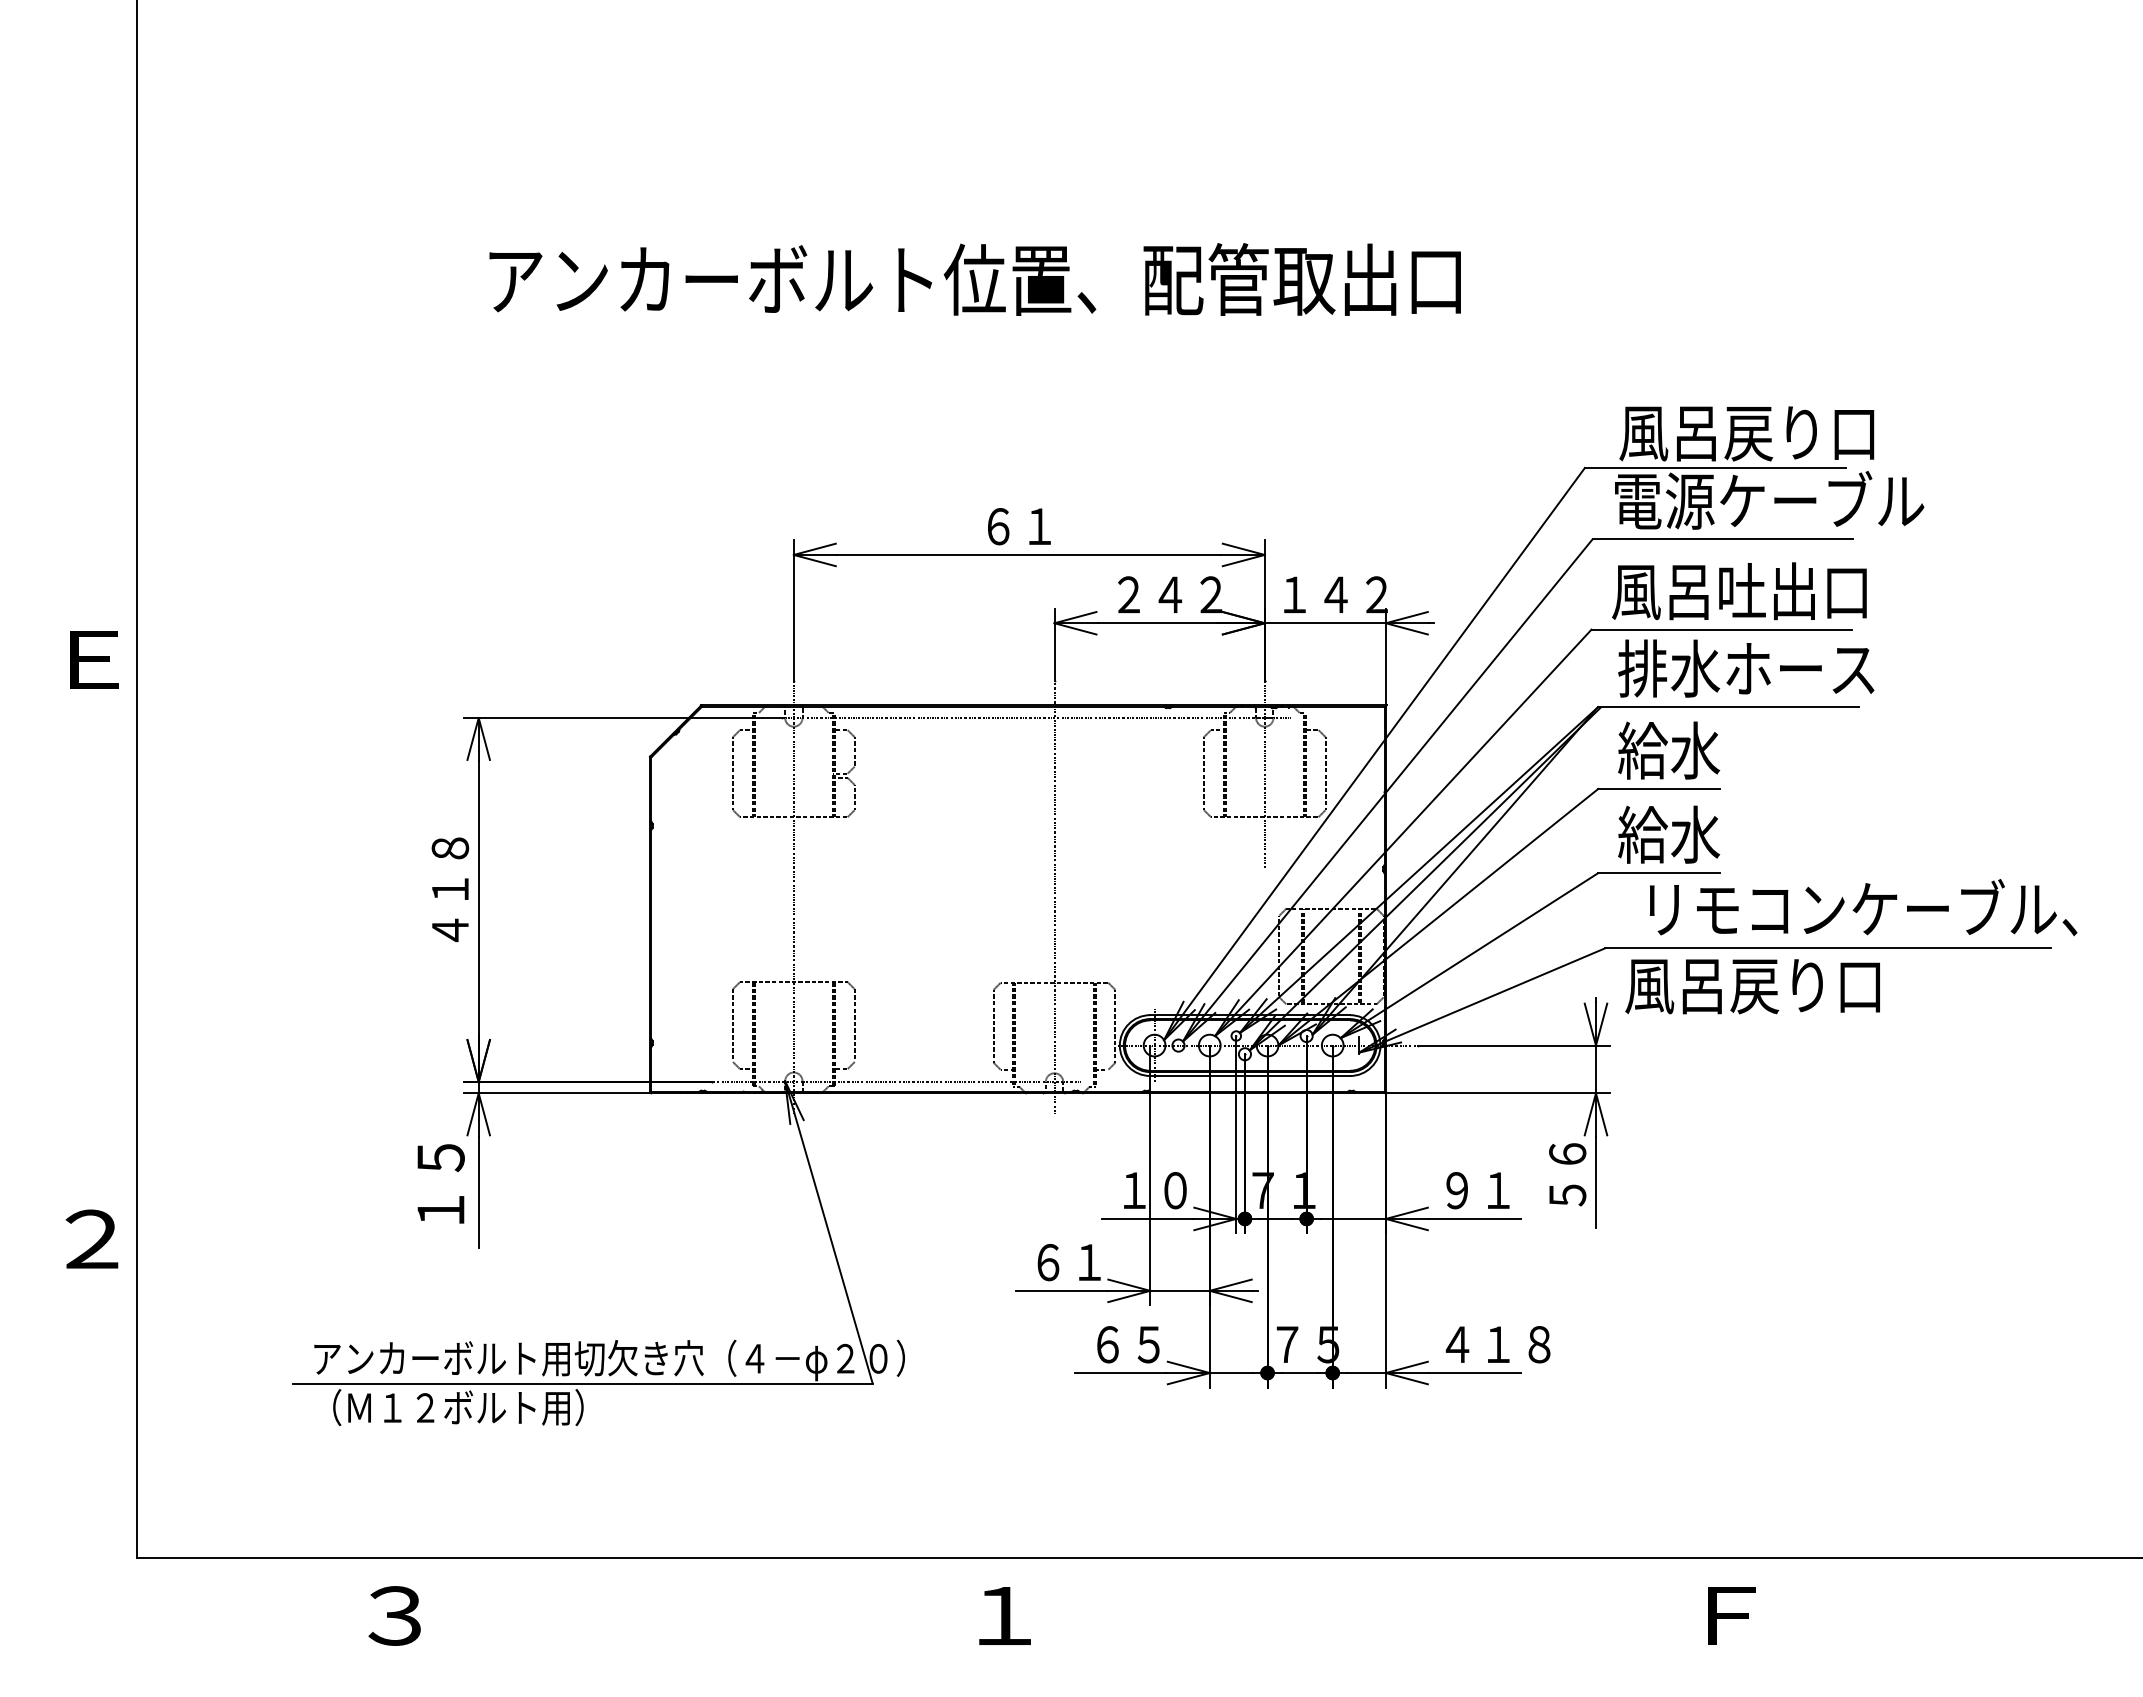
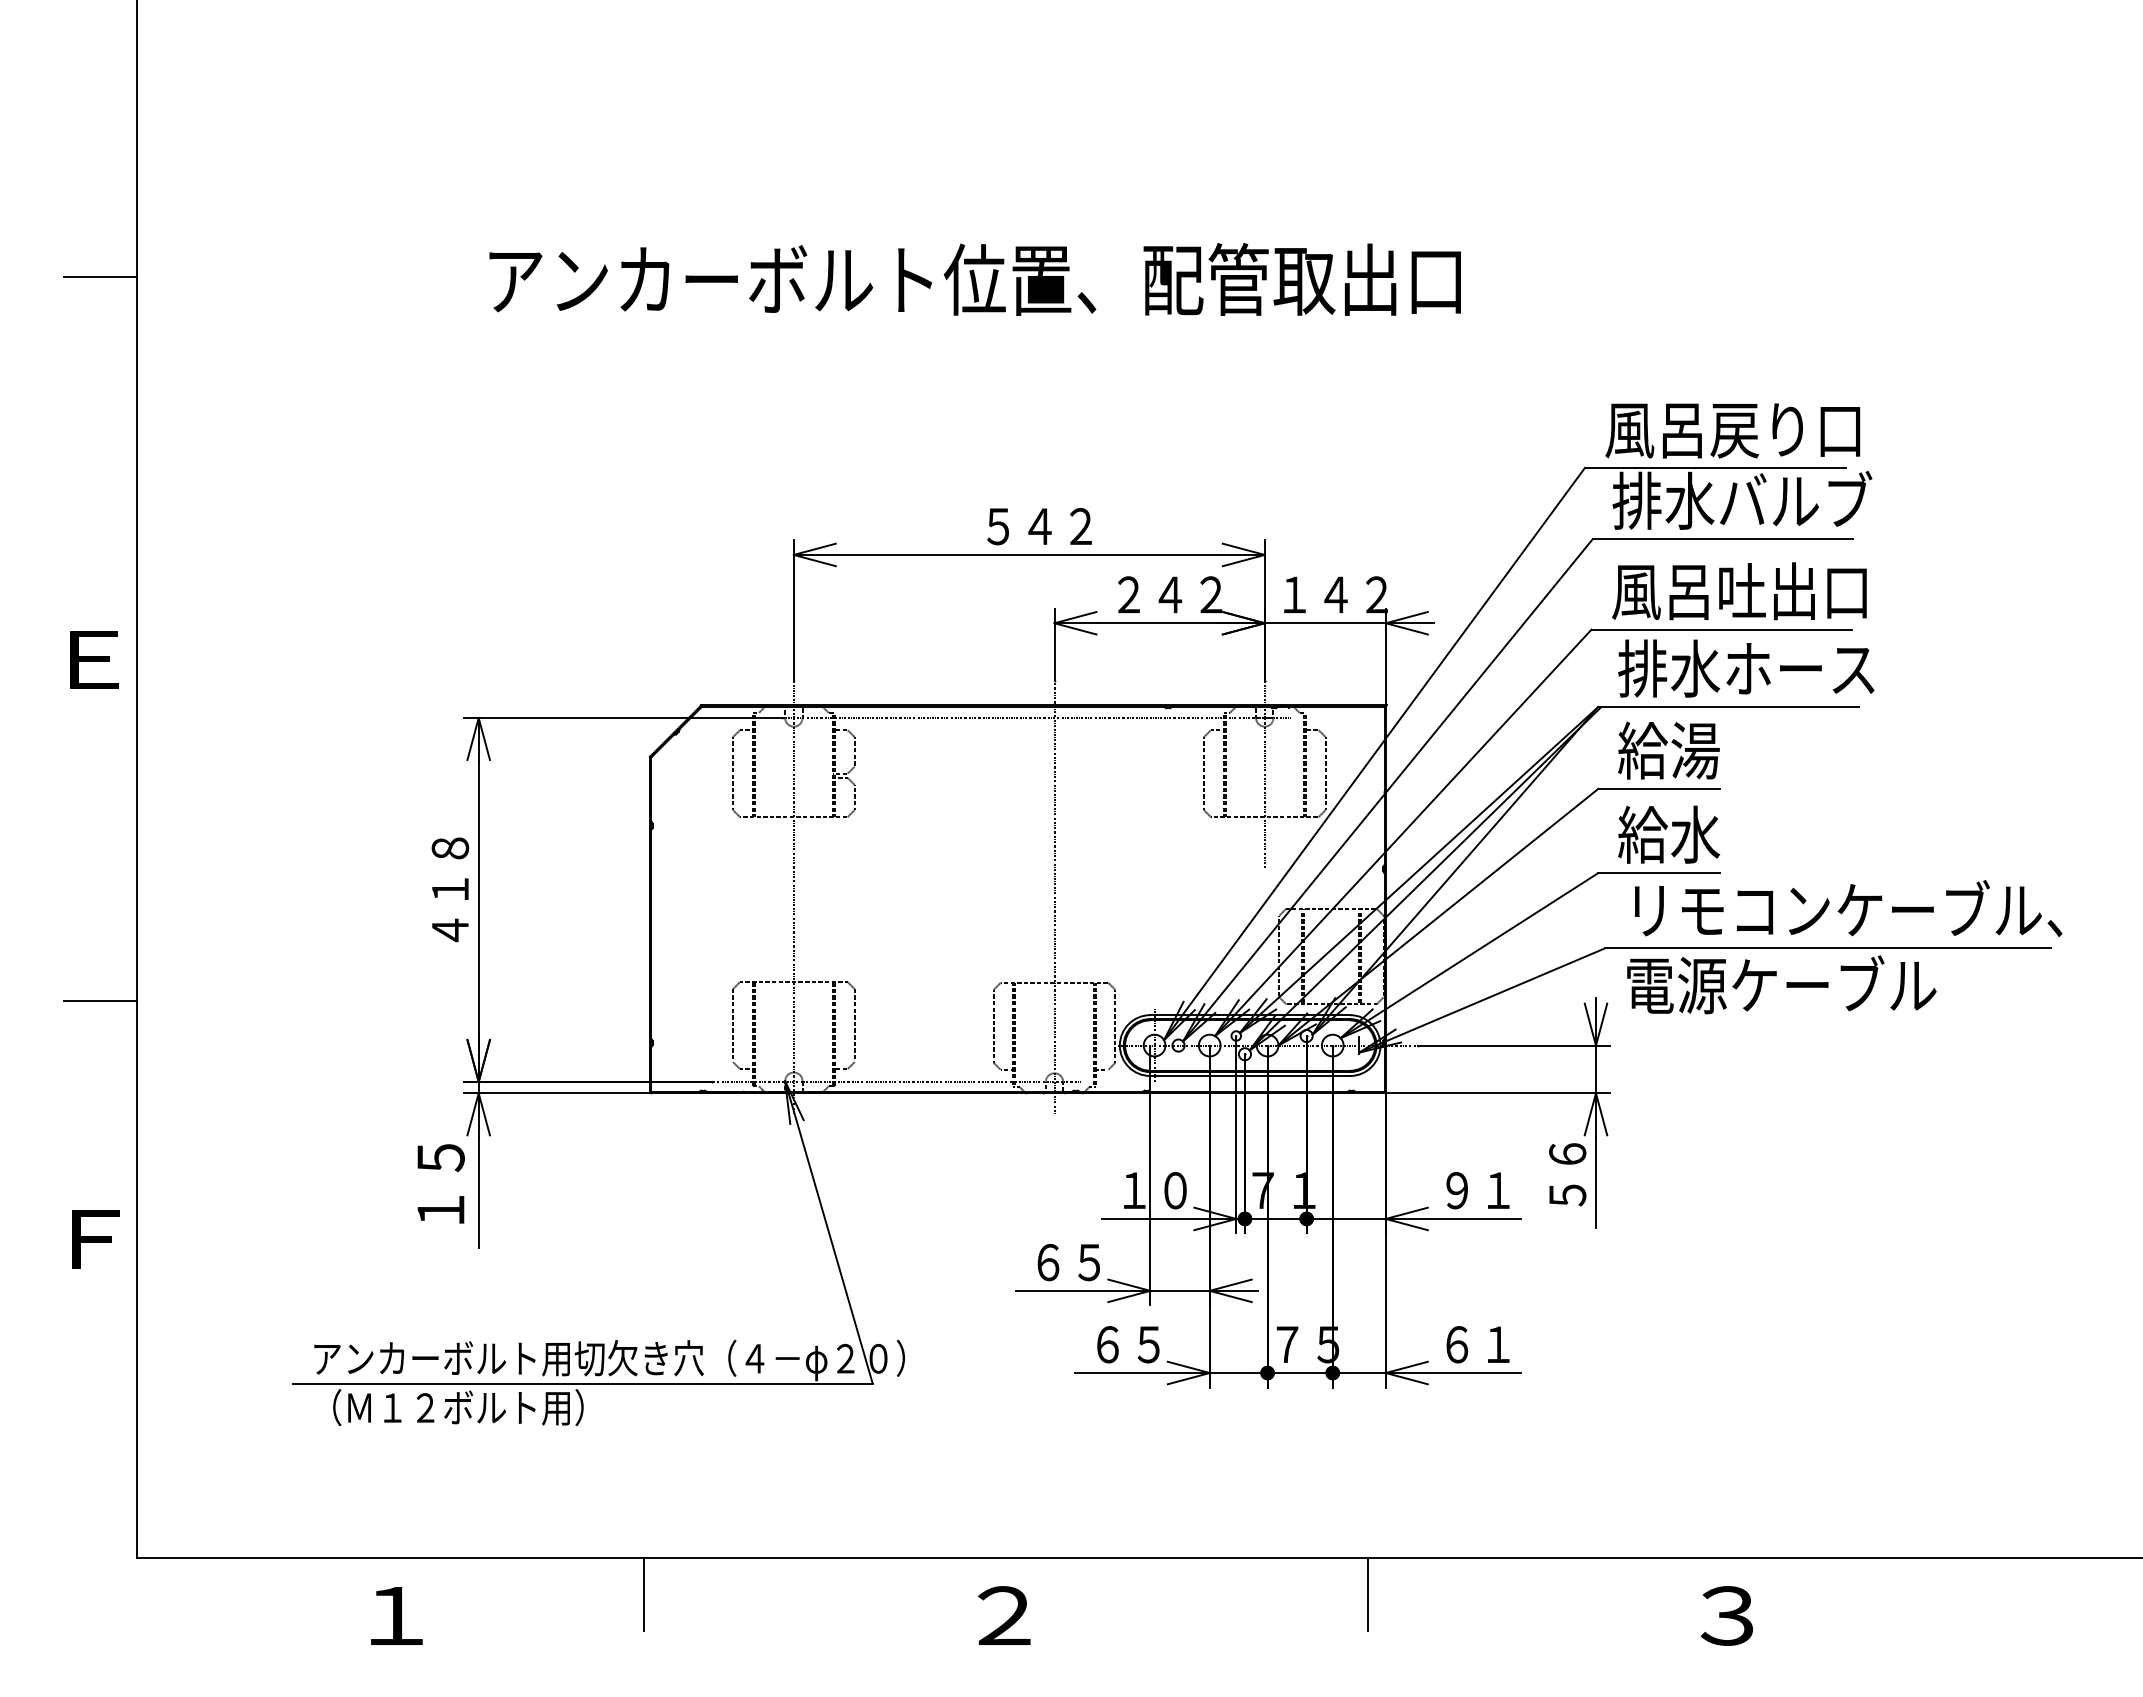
line: none -> present (100, 276)
text position: (1746, 433) -> (1732, 430) (1732, 430)
text: 電源ケーブル -> 排水バルブ (1768, 500)
text: ６１ -> ５４２ (1039, 526)
text: 給水 -> 給湯 (1695, 750)
text position: (1863, 907) -> (1848, 908) (1848, 908)
text: 風呂戻り口 -> 電源ケーブル (1780, 984)
line: none -> present (100, 1000)
text: ２ -> Ｆ (92, 1238)
text: ６１ -> ６５ (1089, 1262)
text: ４１８ -> ６１ (1497, 1344)
line: none -> present (643, 1594)
line: none -> present (1367, 1594)
text: ３ -> １ (395, 1615)
text: １ -> ２ (1004, 1615)
text: Ｆ -> ３ (1727, 1615)
